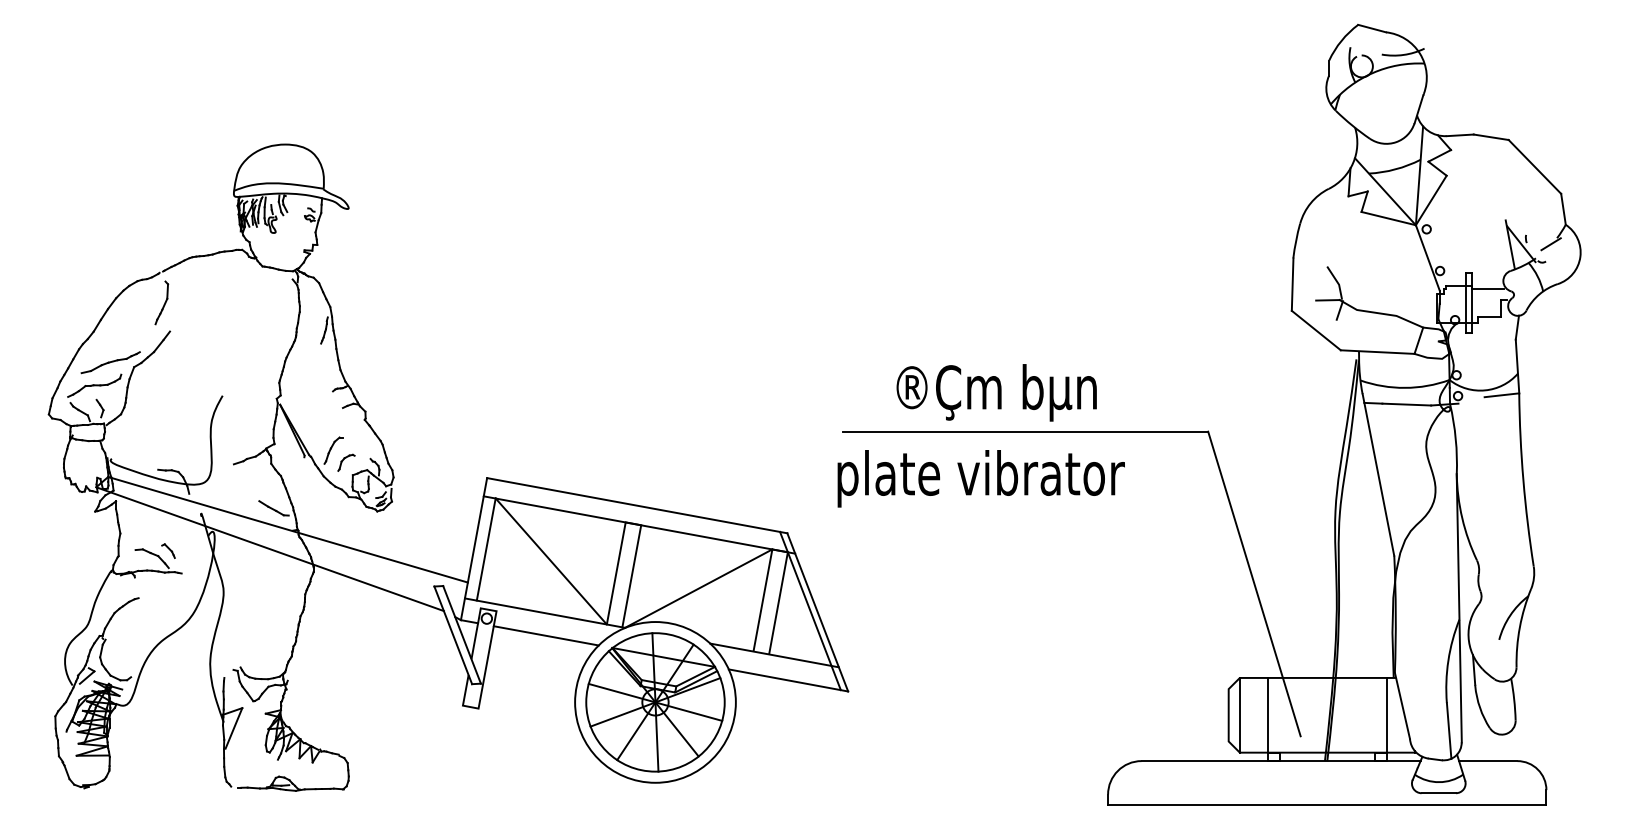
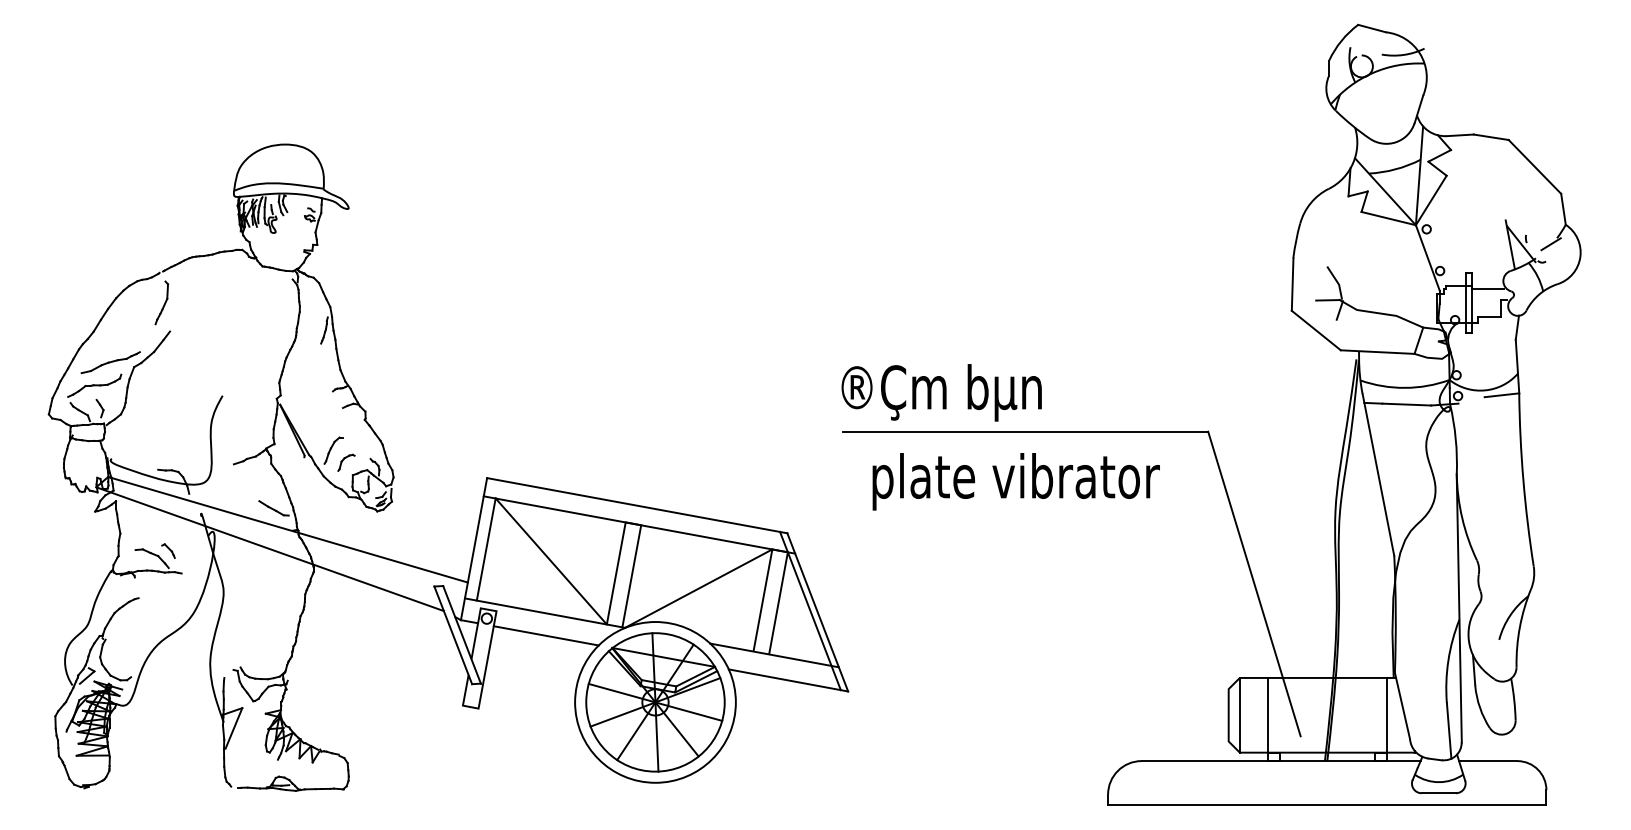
text position: (996, 392) -> (941, 392) (941, 392)
text position: (980, 478) -> (1015, 481) (1015, 481)
